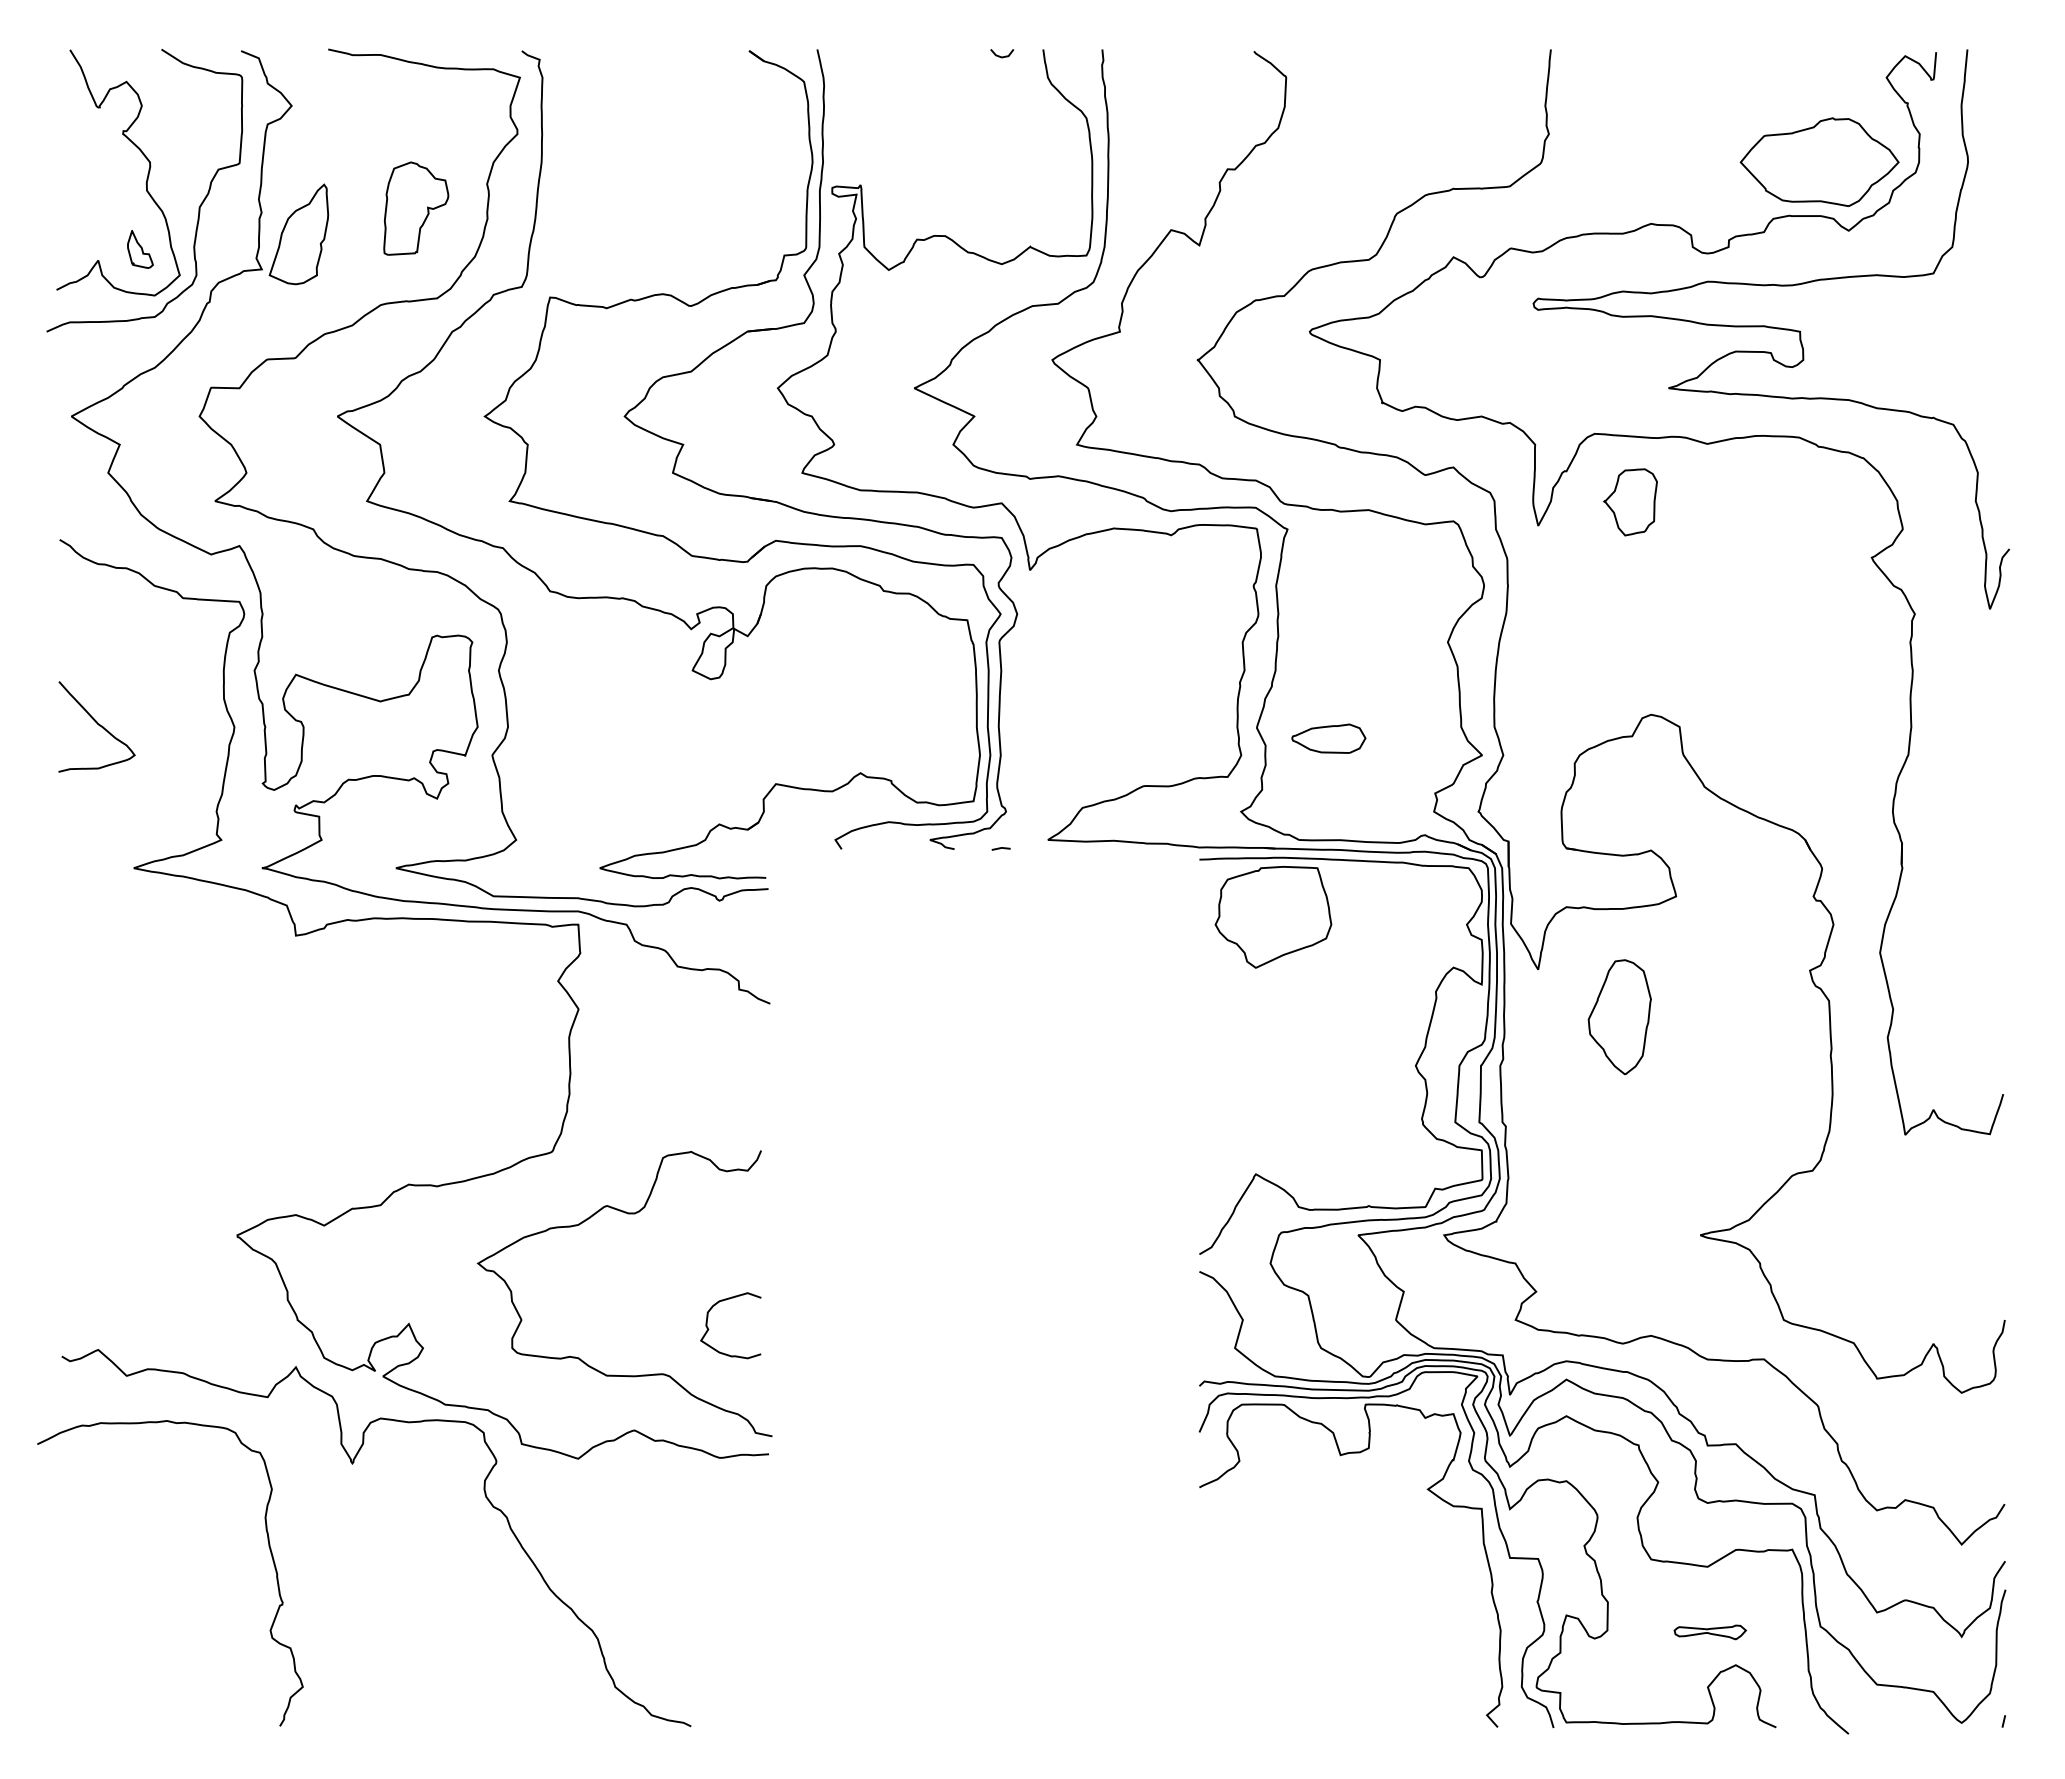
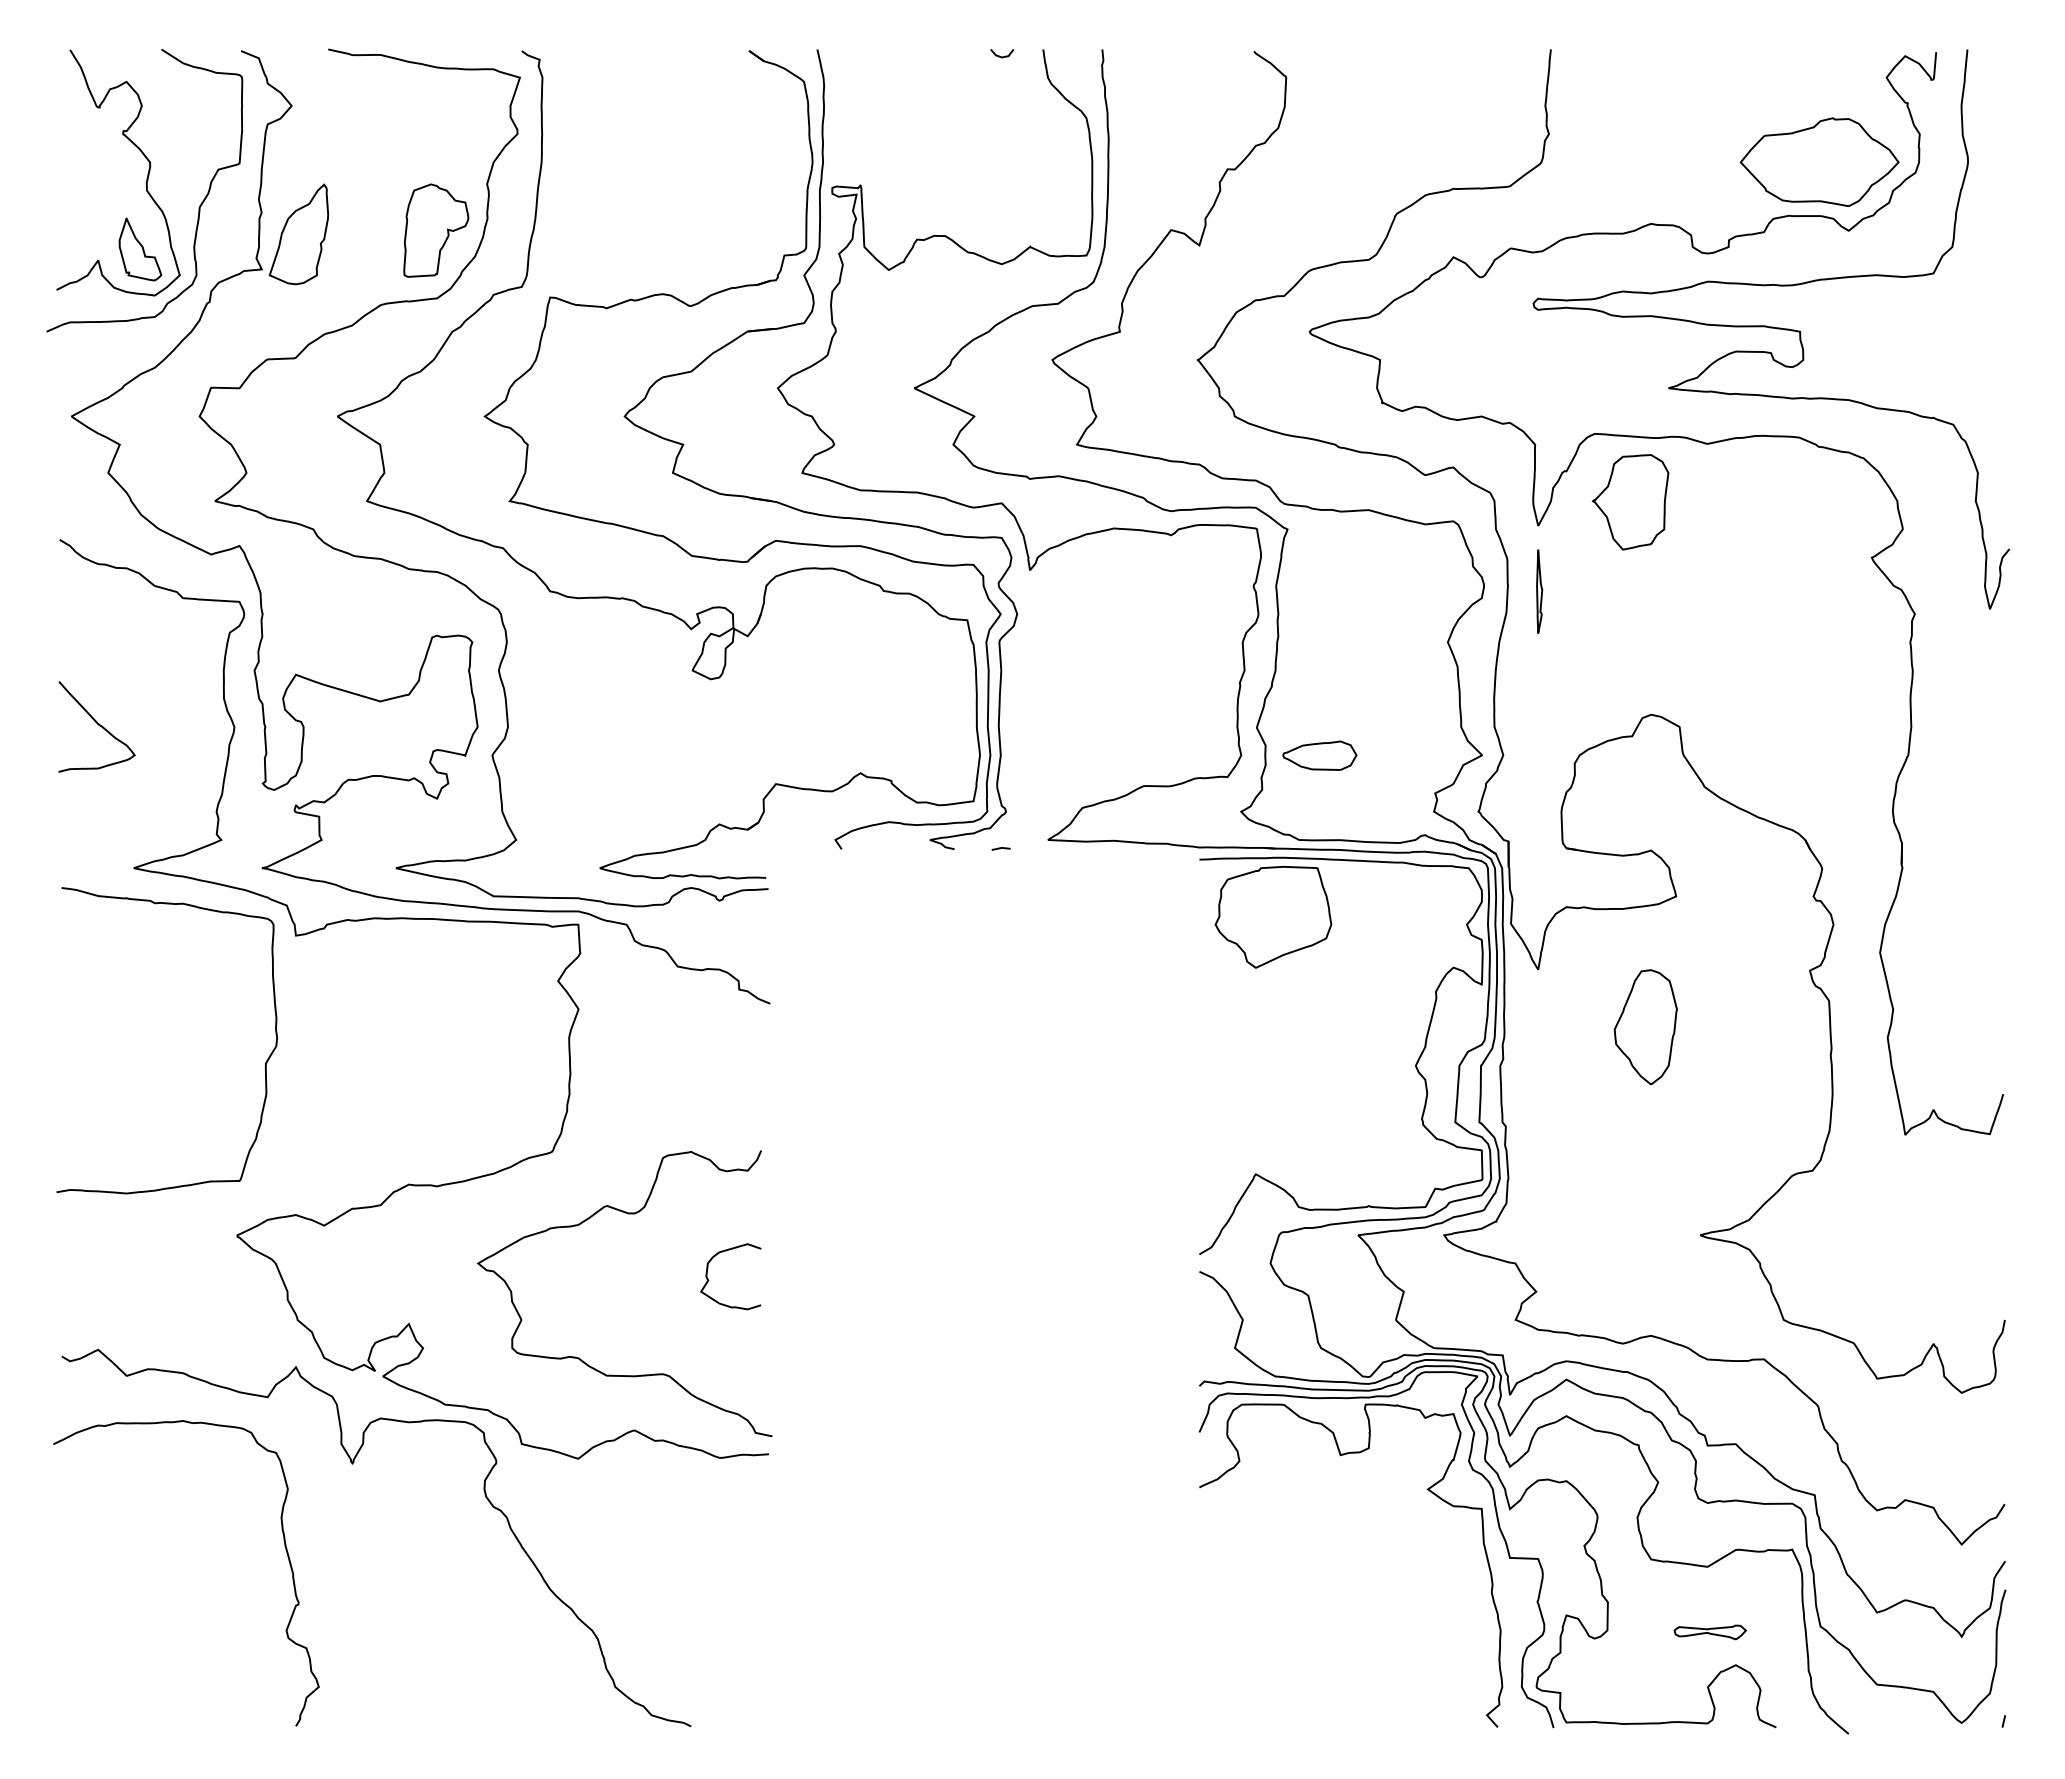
part position: (416, 208) -> (436, 230) (436, 230)
part size: 27x39 px -> 45x65 px (140, 249)
part size: 55x69 px -> 79x97 px (1630, 502)
part: none -> present (1539, 591)
part position: (1328, 738) -> (1319, 755) (1319, 755)
part position: (1619, 1017) -> (1645, 1027) (1645, 1027)
curve: none -> present (265, 1062)
curve position: (709, 1329) -> (709, 1280) (709, 1280)
curve position: (269, 1550) -> (285, 1550) (285, 1550)
